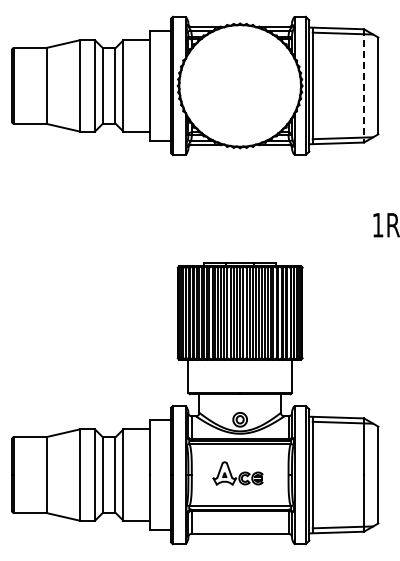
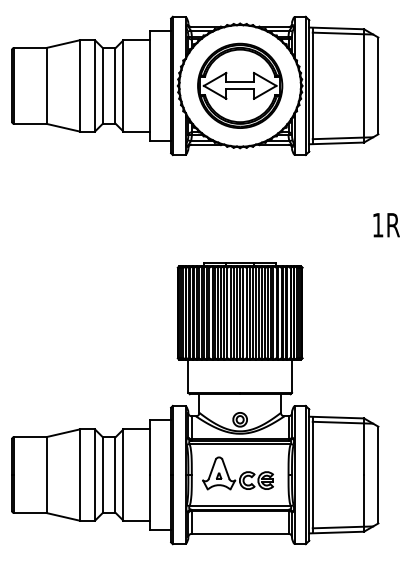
part: none -> present (240, 85)
line: dashed -> solid (364, 85)
part size: 52x25 px -> 72x35 px (237, 473)
